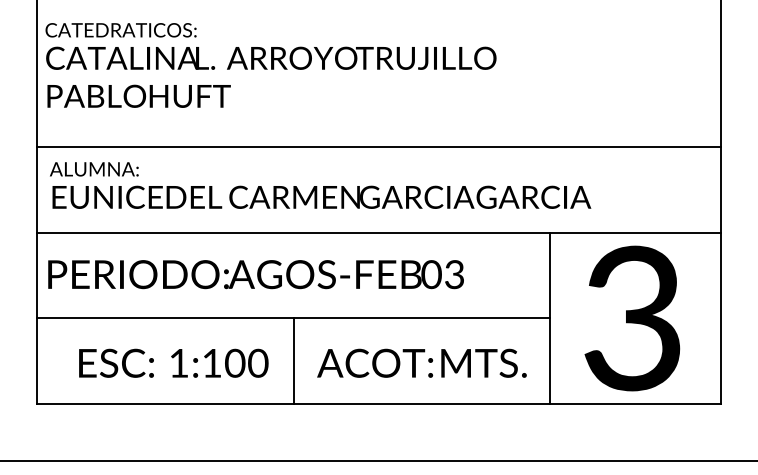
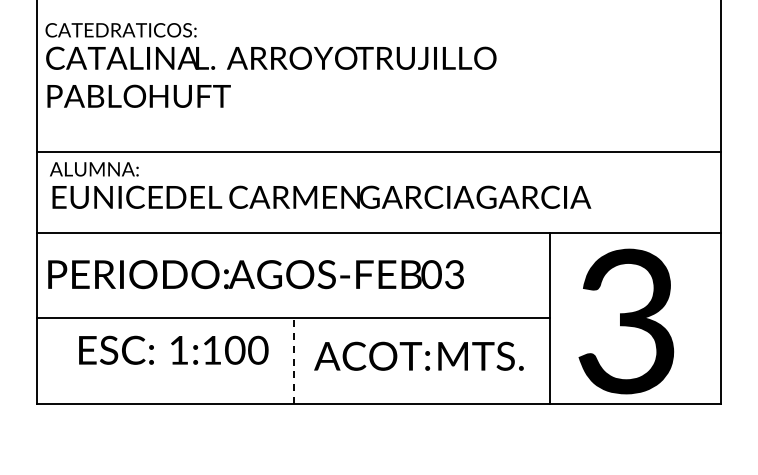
line position: (378, 147) -> (378, 152) (378, 152)
text position: (632, 318) -> (626, 321) (626, 321)
line: solid -> dashed (293, 360)
text position: (173, 362) -> (173, 349) (173, 349)
text position: (421, 362) -> (418, 355) (418, 355)
line: present -> none (378, 460)
